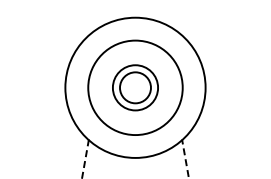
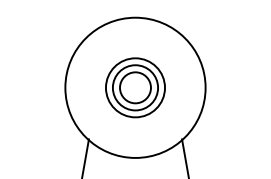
circle diameter: 94 px -> 59 px (135, 87)
line: dashed -> solid (85, 158)
line: dashed -> solid (185, 158)
